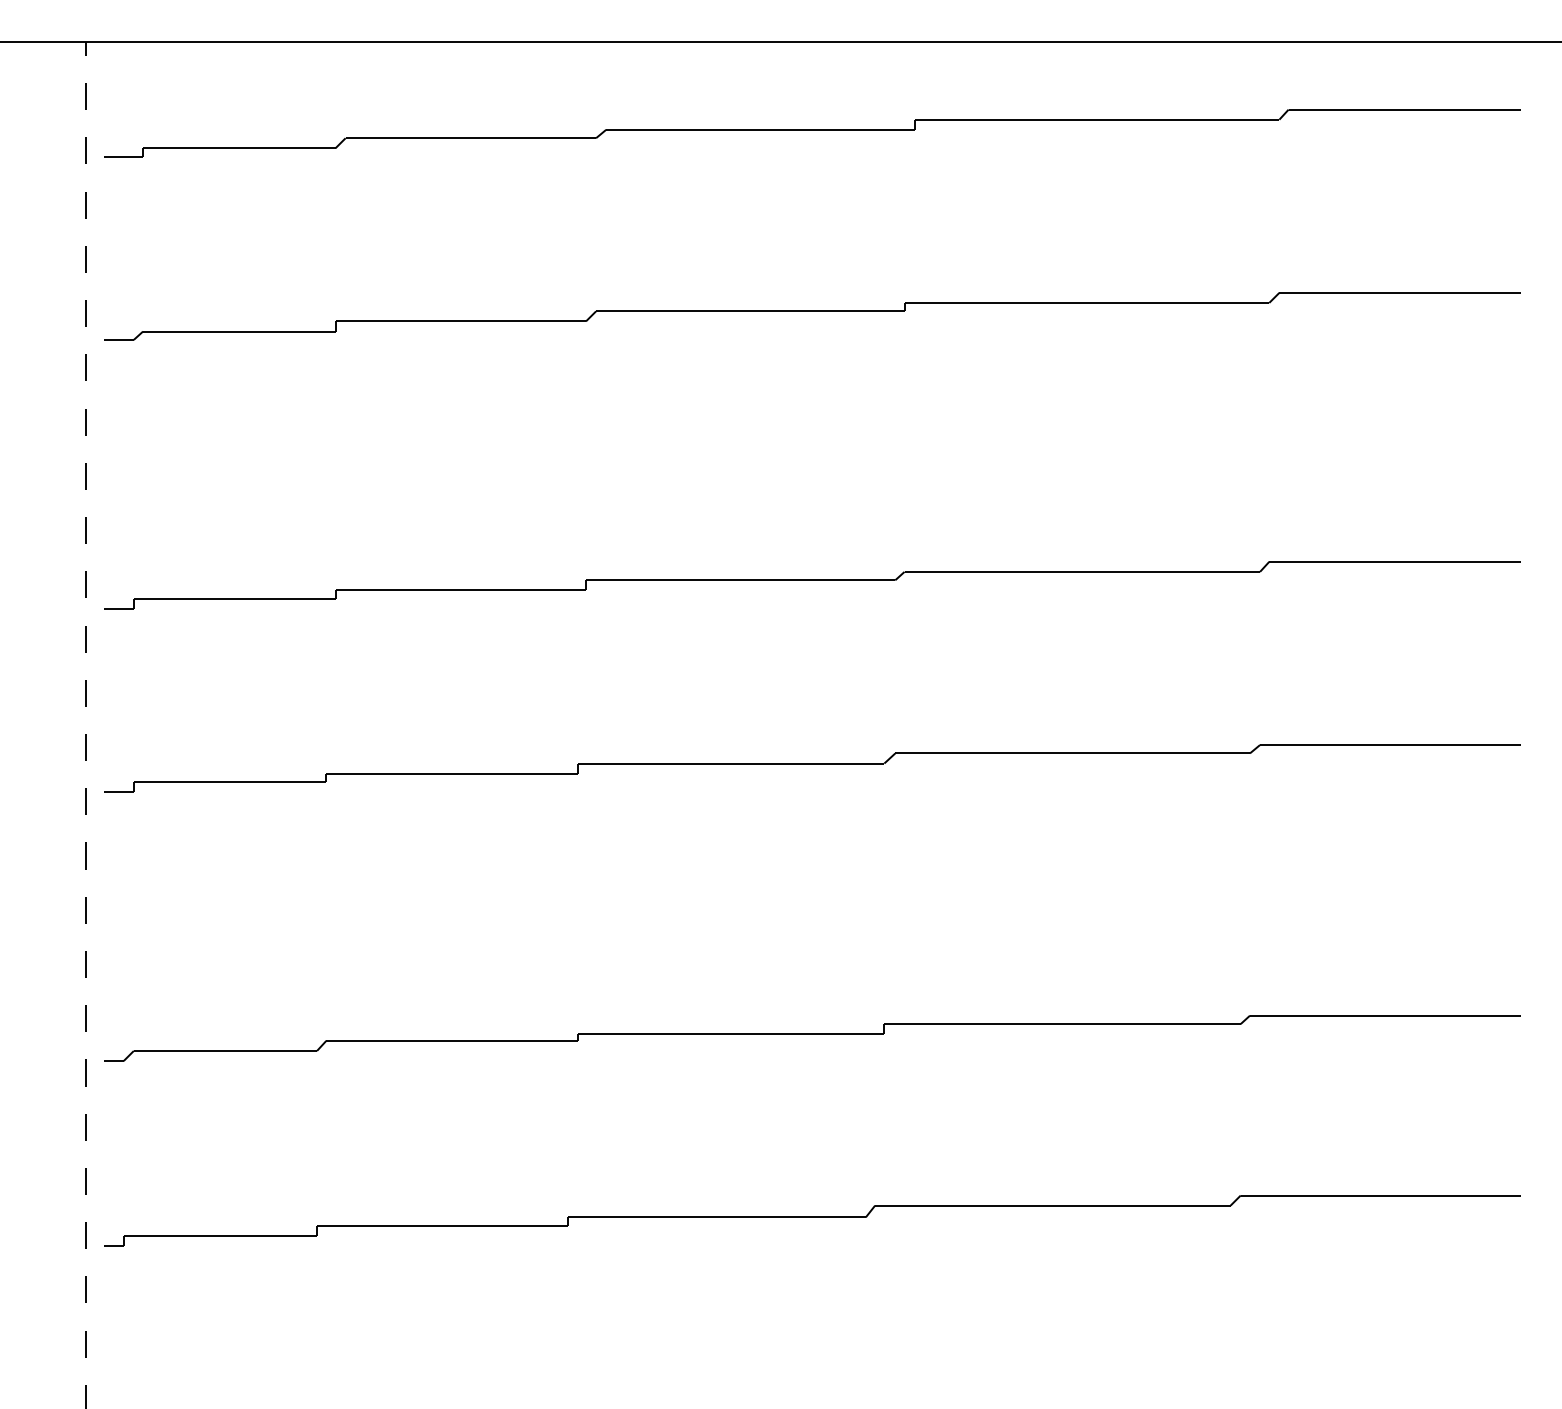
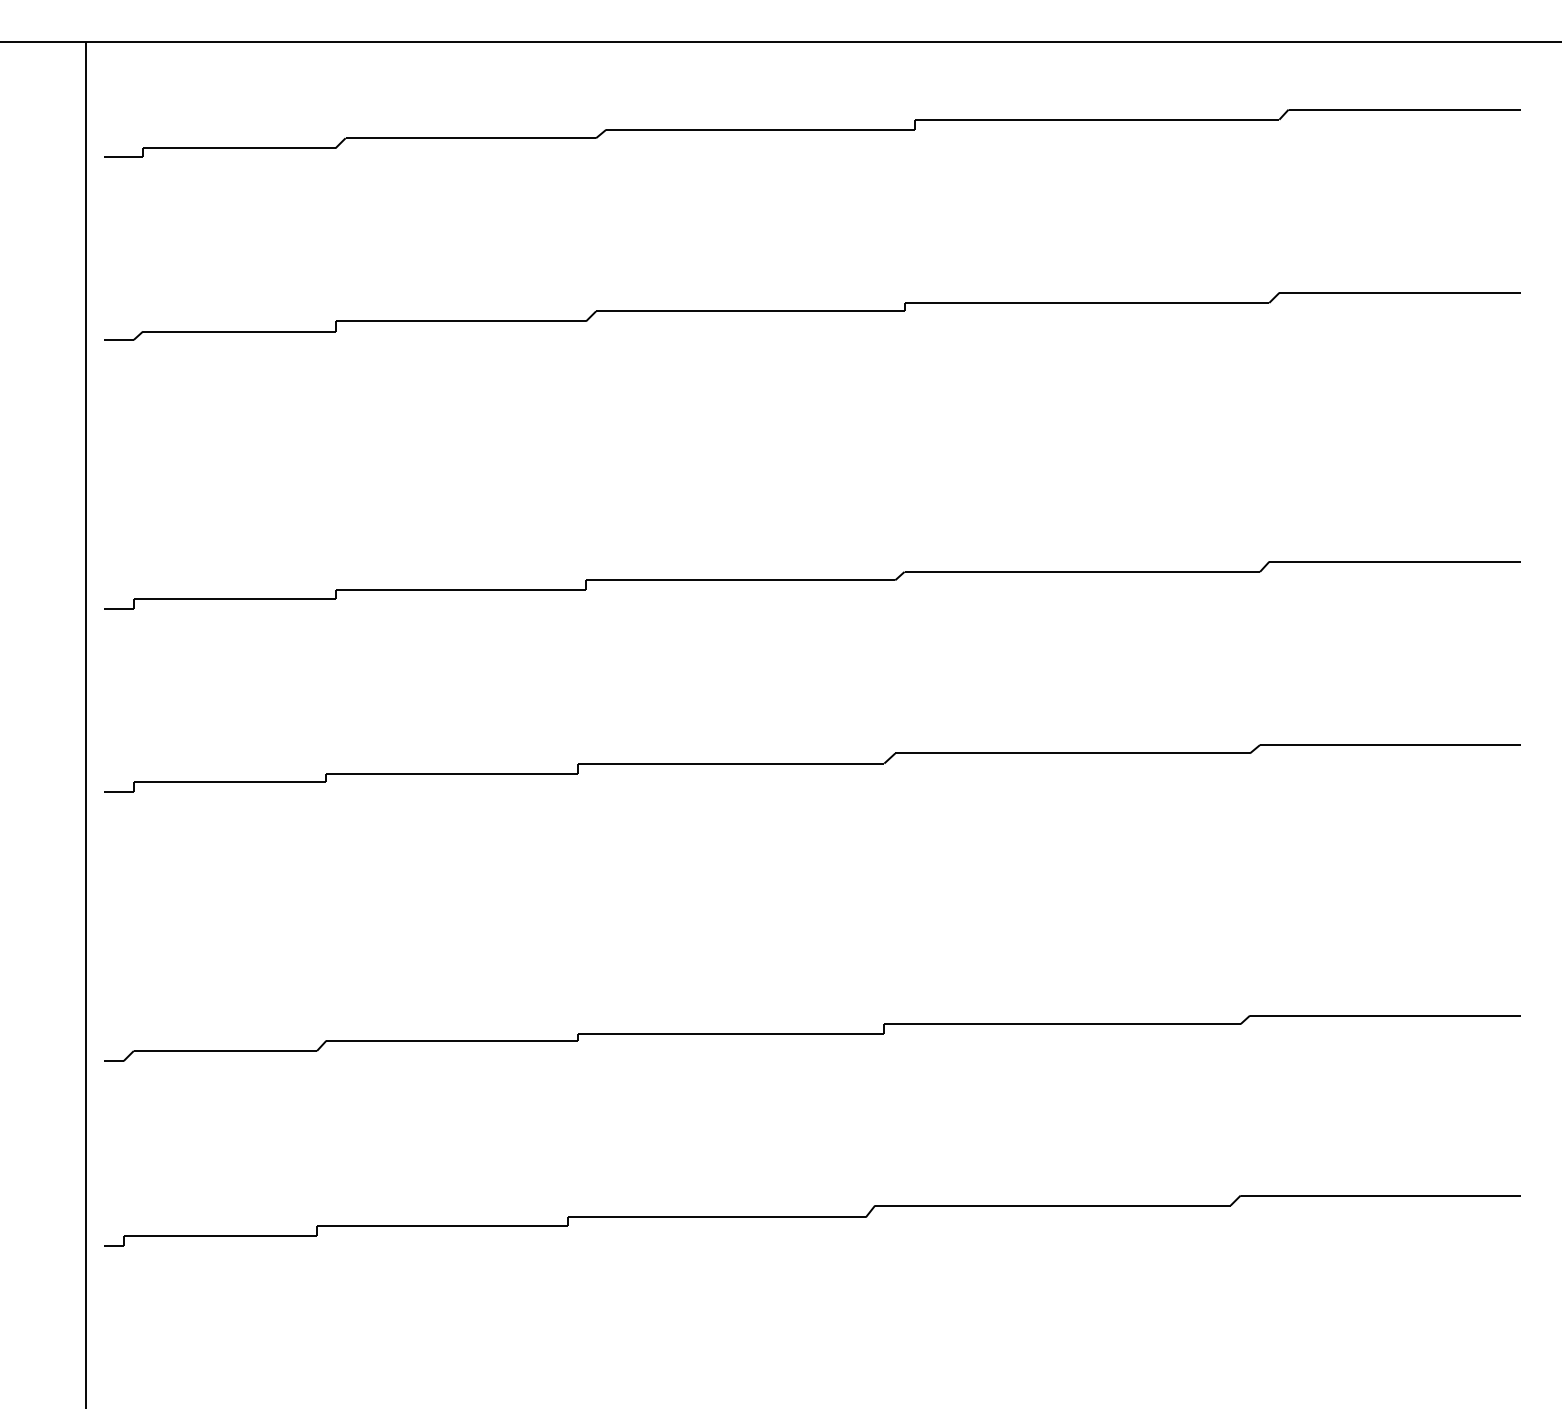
line: dashed -> solid (85, 725)
